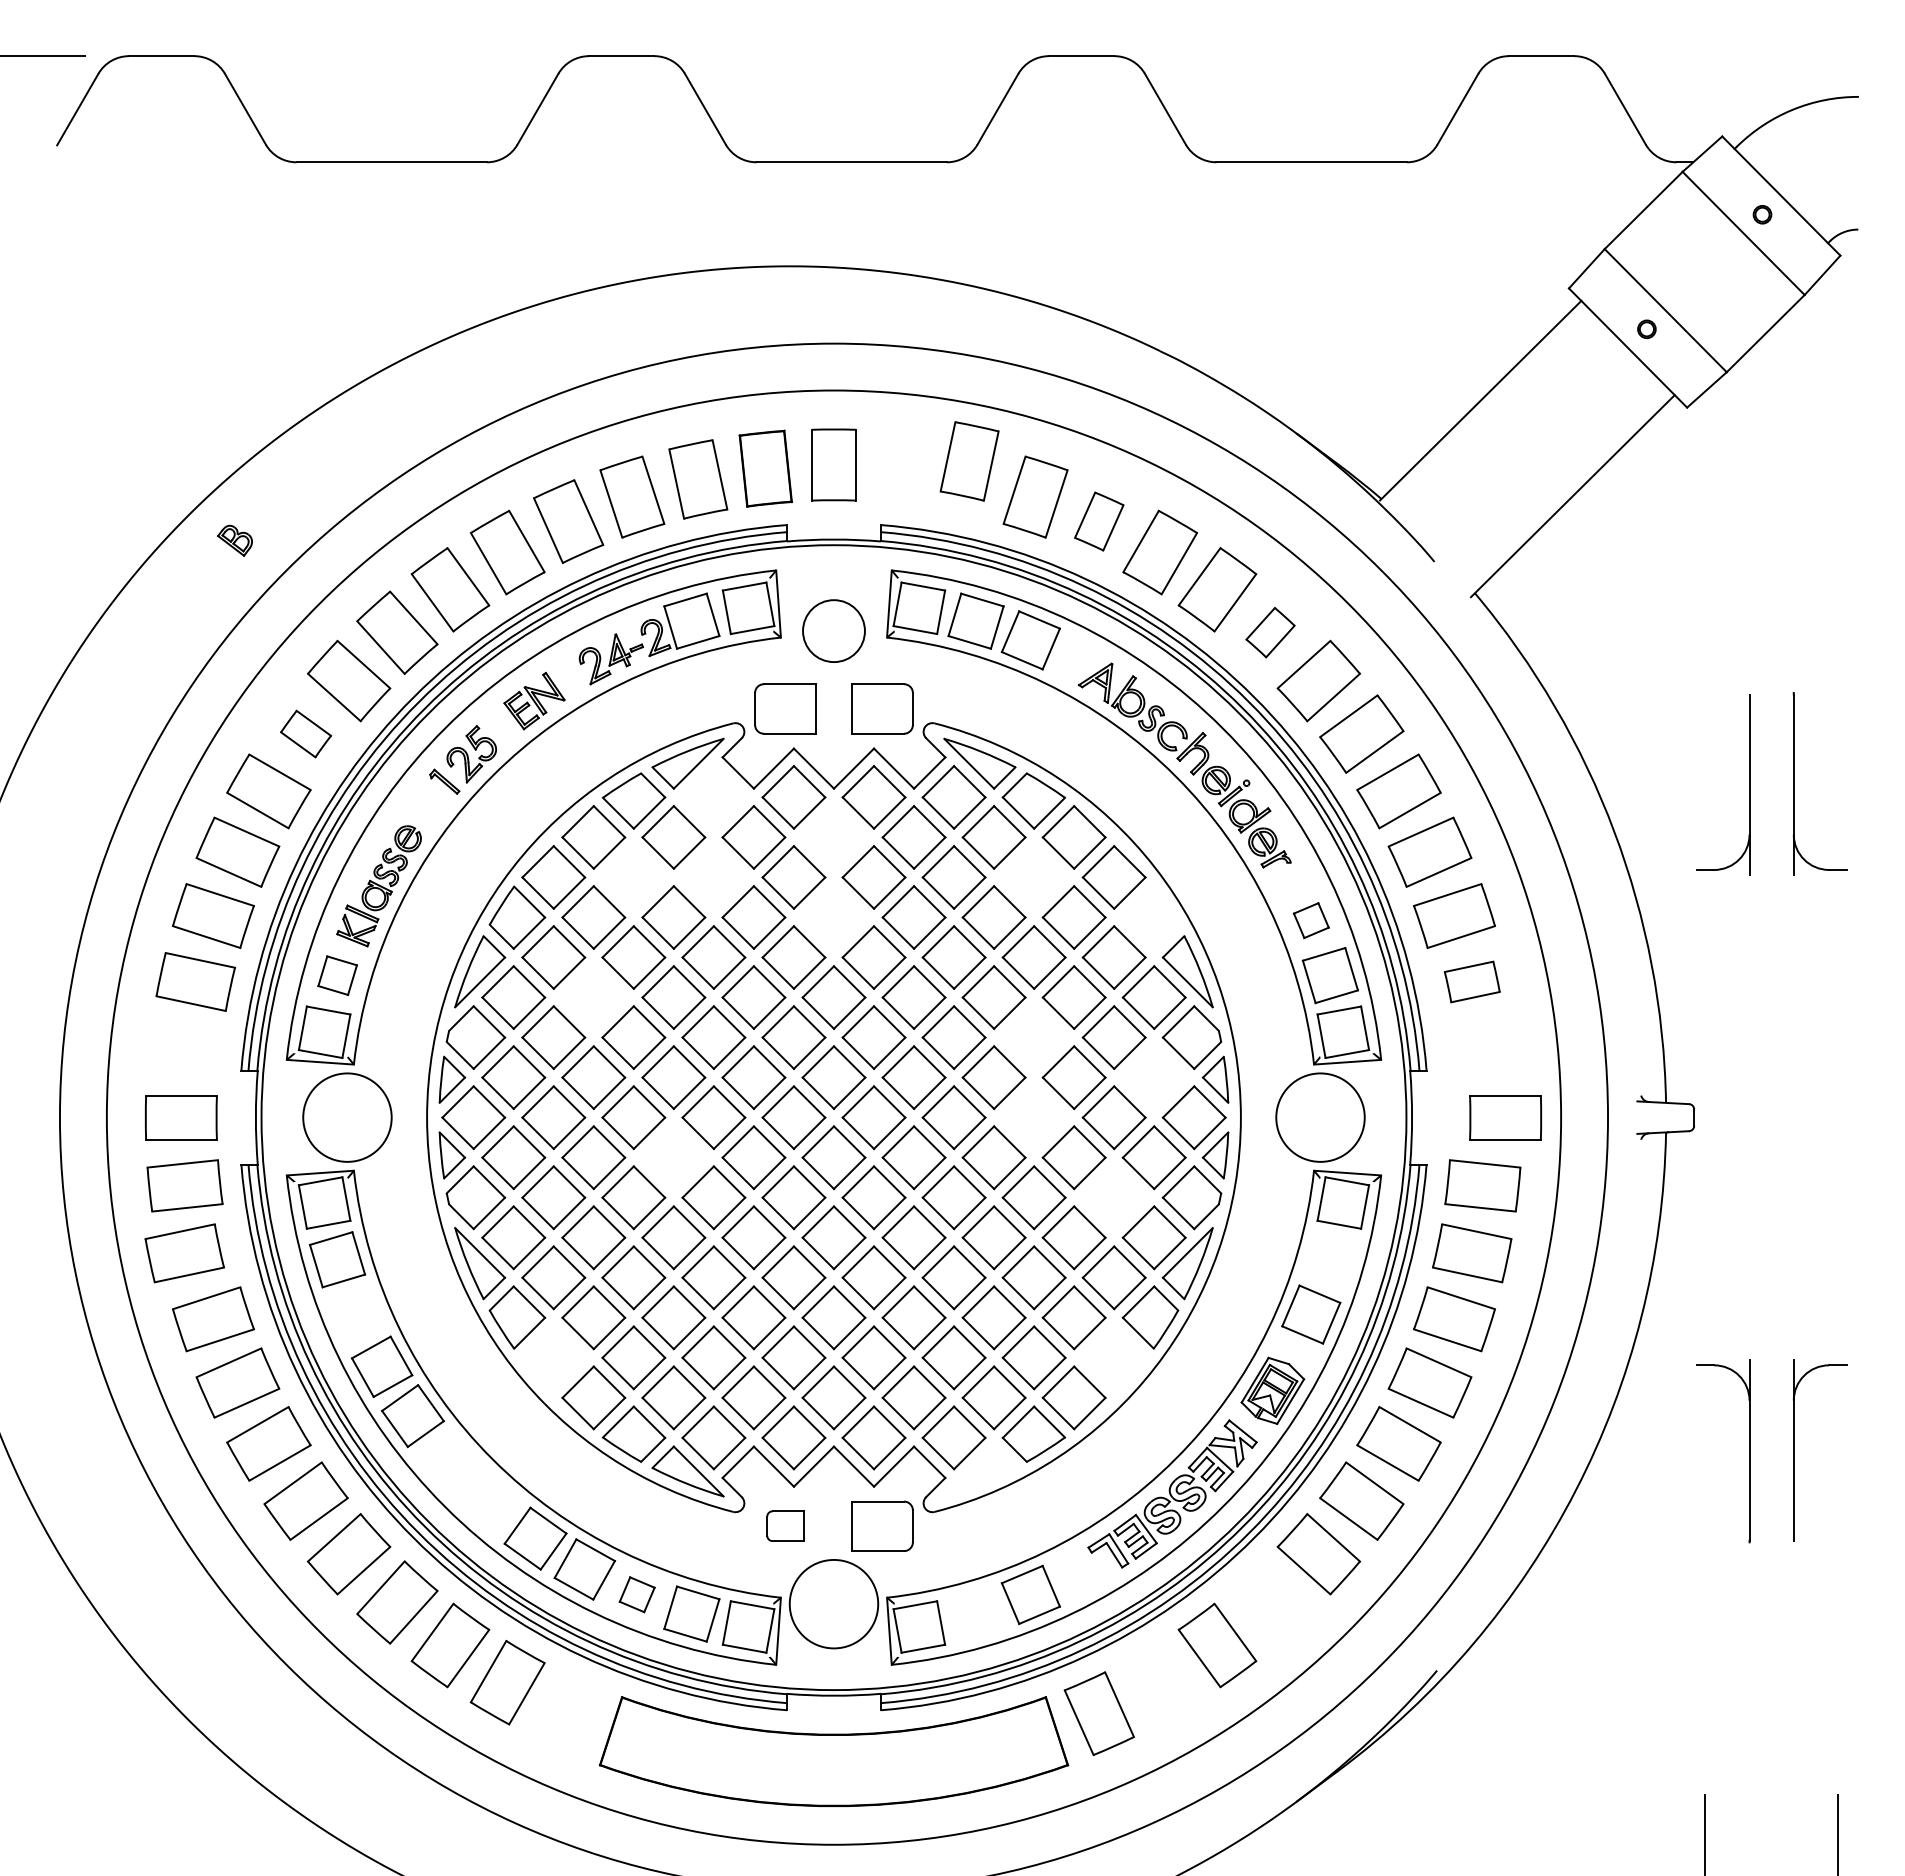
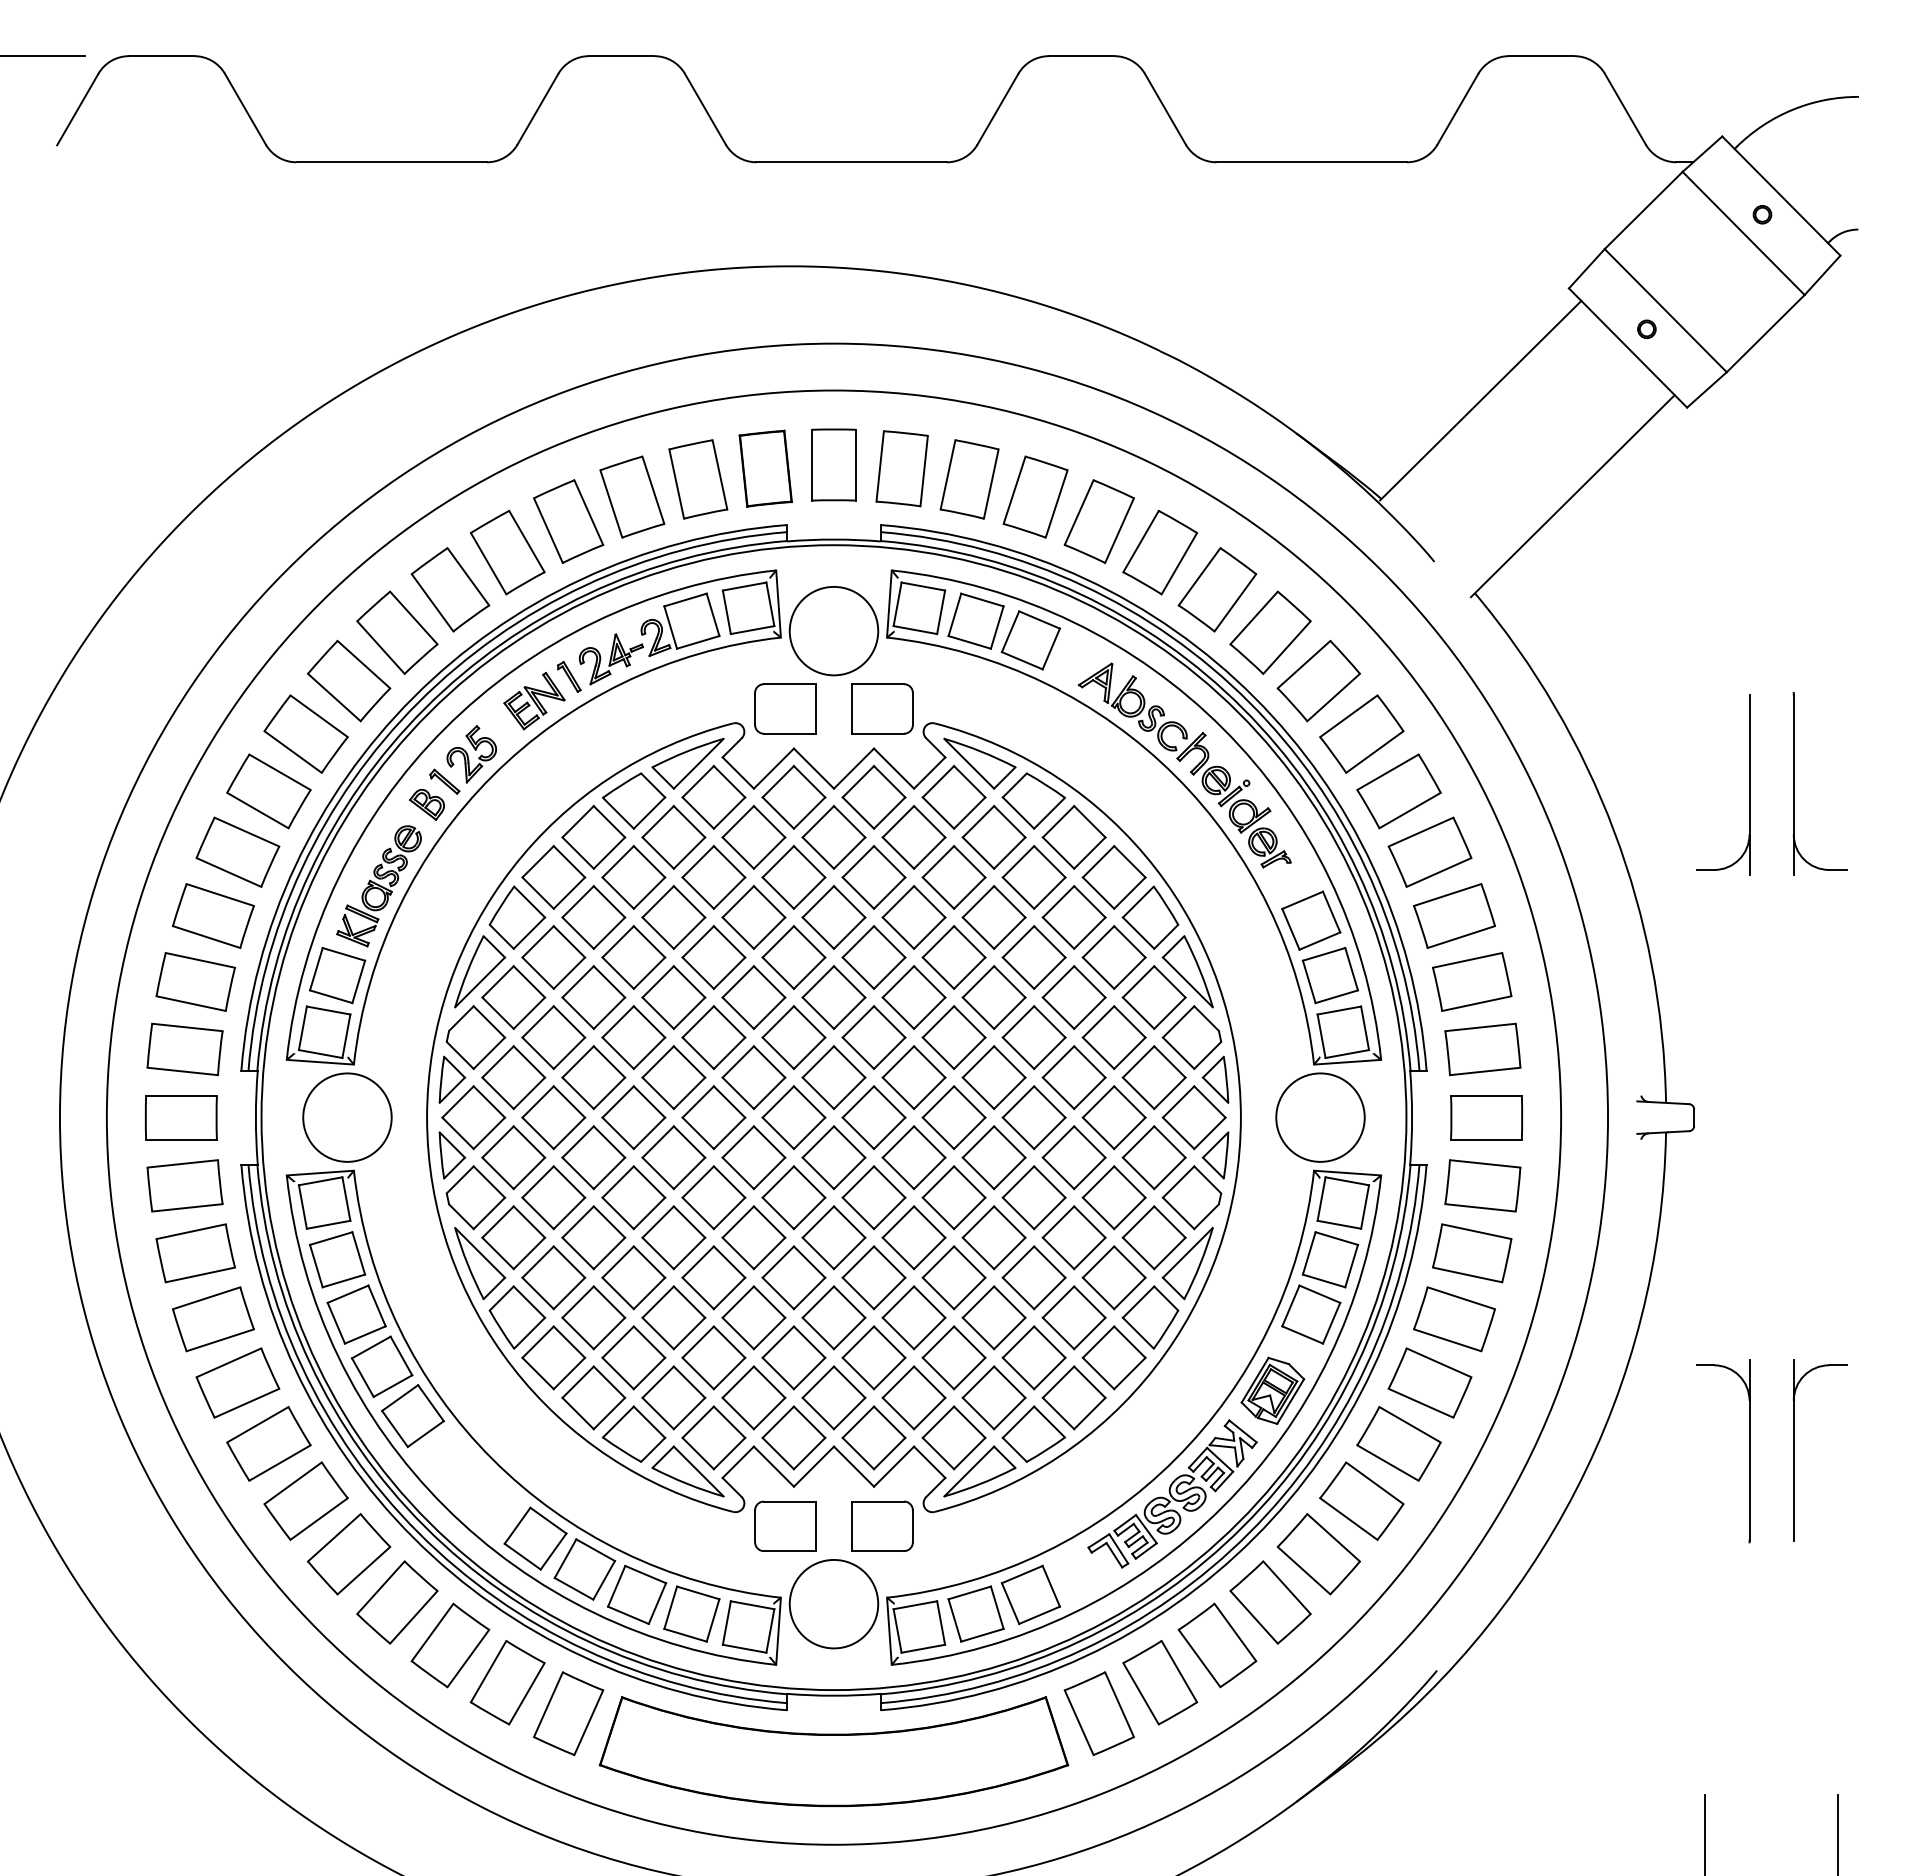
part position: (969, 461) -> (969, 479) (969, 479)
part: none -> present (901, 468)
part size: 51x61 px -> 72x85 px (1098, 521)
part position: (234, 540) -> (426, 804) (426, 804)
circle diameter: 62 px -> 88 px (833, 630)
part size: 51x52 px -> 83x85 px (1270, 632)
part: none -> present (569, 676)
part size: 53x50 px -> 86x80 px (305, 733)
part: none -> present (713, 797)
part: none -> present (833, 837)
part: none -> present (633, 877)
part: none -> present (713, 877)
part: none -> present (1033, 877)
part: none -> present (833, 917)
part: none -> present (1150, 917)
part size: 38x37 px -> 61x61 px (1311, 920)
part size: 41x41 px -> 58x58 px (337, 975)
part size: 58x44 px -> 81x60 px (1472, 981)
part: none -> present (593, 997)
part: none -> present (1033, 1037)
part: none -> present (184, 1049)
part: none -> present (1482, 1049)
part: none -> present (1153, 1077)
part: none -> present (1033, 1117)
part position: (1505, 1117) -> (1486, 1117) (1486, 1117)
part: none -> present (673, 1157)
part: none -> present (1113, 1197)
part position: (184, 1253) -> (195, 1253) (195, 1253)
part: none -> present (1329, 1259)
part: none -> present (356, 1314)
part: none -> present (553, 1357)
part: none -> present (1113, 1357)
part: none -> present (979, 1471)
part size: 39x32 px -> 63x52 px (785, 1525)
part size: 38x38 px -> 61x61 px (637, 1594)
part: none -> present (1270, 1602)
part: none -> present (975, 1613)
part: none -> present (1160, 1682)
part: none -> present (568, 1713)
